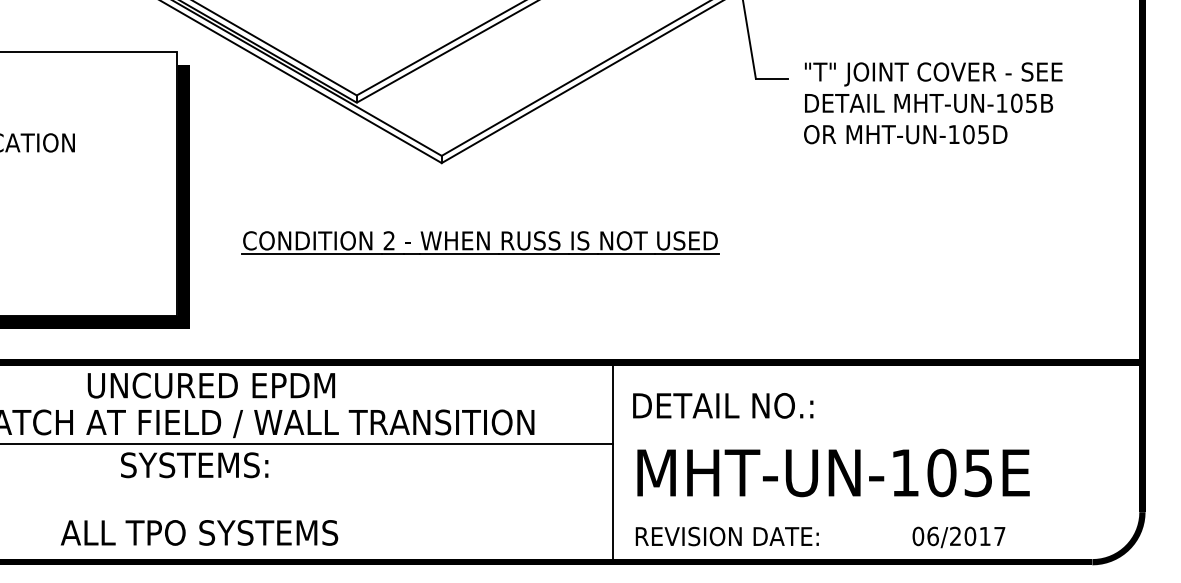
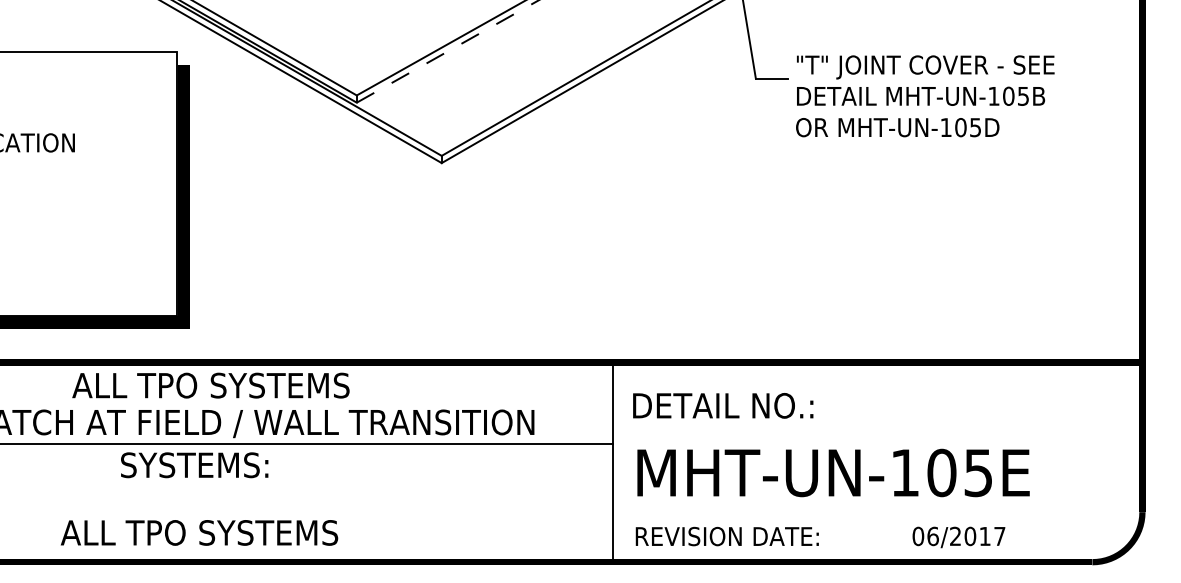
line: solid -> dashed (448, 51)
text position: (933, 103) -> (925, 96) (925, 96)
part: present -> none (480, 242)
text: UNCURED EPDM -> ALL TPO SYSTEMS (210, 385)
